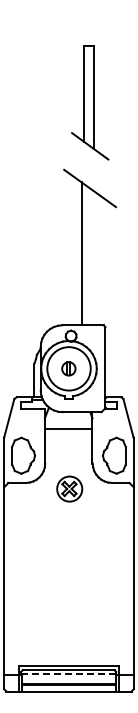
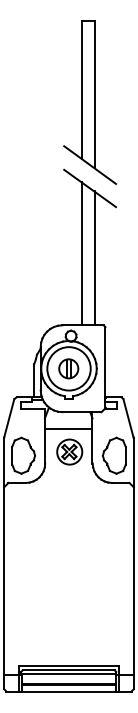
part size: 39x116 px -> 55x165 px (90, 102)
line: none -> present (94, 258)
part size: 16x16 px -> 22x22 px (68, 368)
part position: (69, 488) -> (69, 451) (69, 451)
line: dashed -> solid (68, 674)
